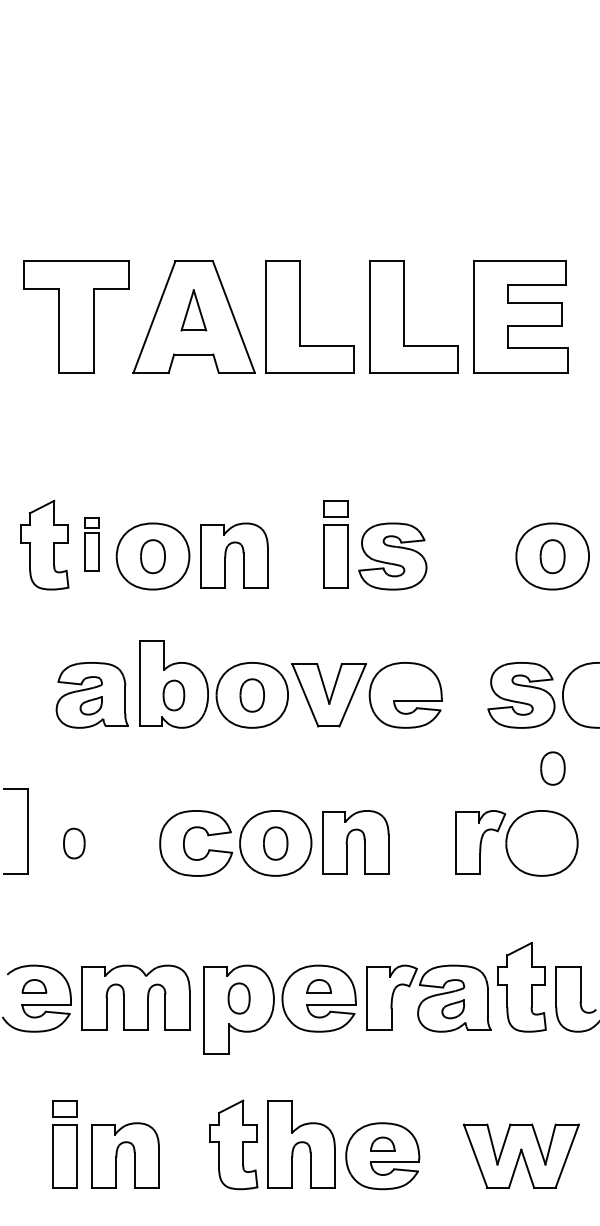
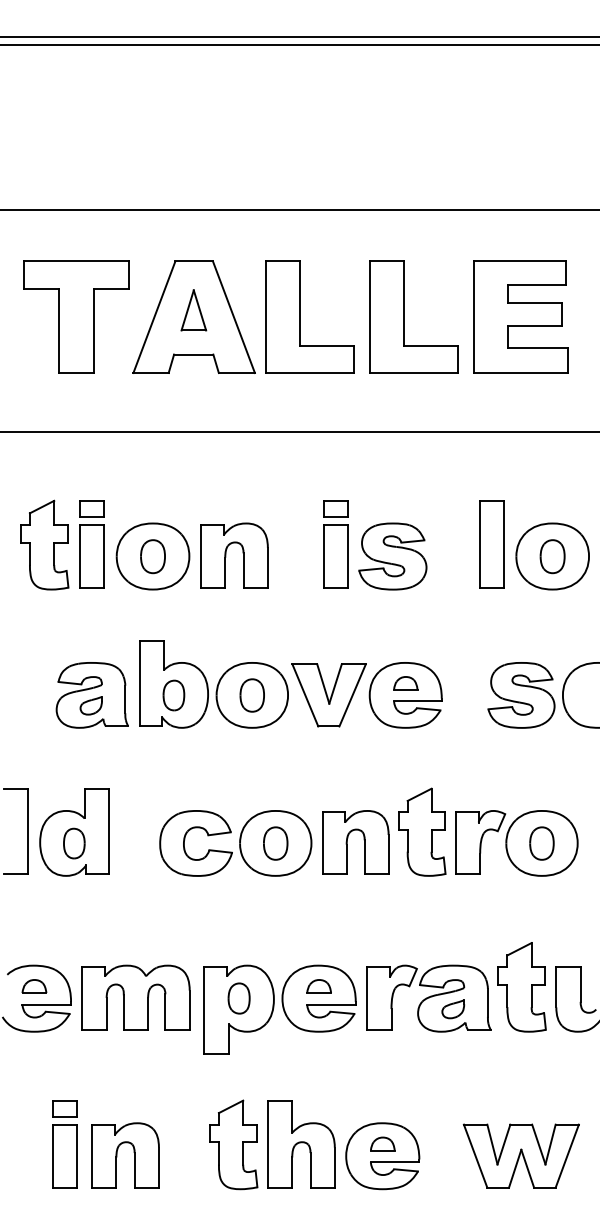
line: none -> present (299, 36)
line: none -> present (299, 45)
line: none -> present (299, 210)
line: none -> present (299, 432)
part size: 16x55 px -> 26x89 px (91, 544)
part: none -> present (491, 544)
part: none -> present (405, 683)
part position: (552, 768) -> (541, 843) (541, 843)
part: none -> present (422, 831)
part: none -> present (74, 832)
